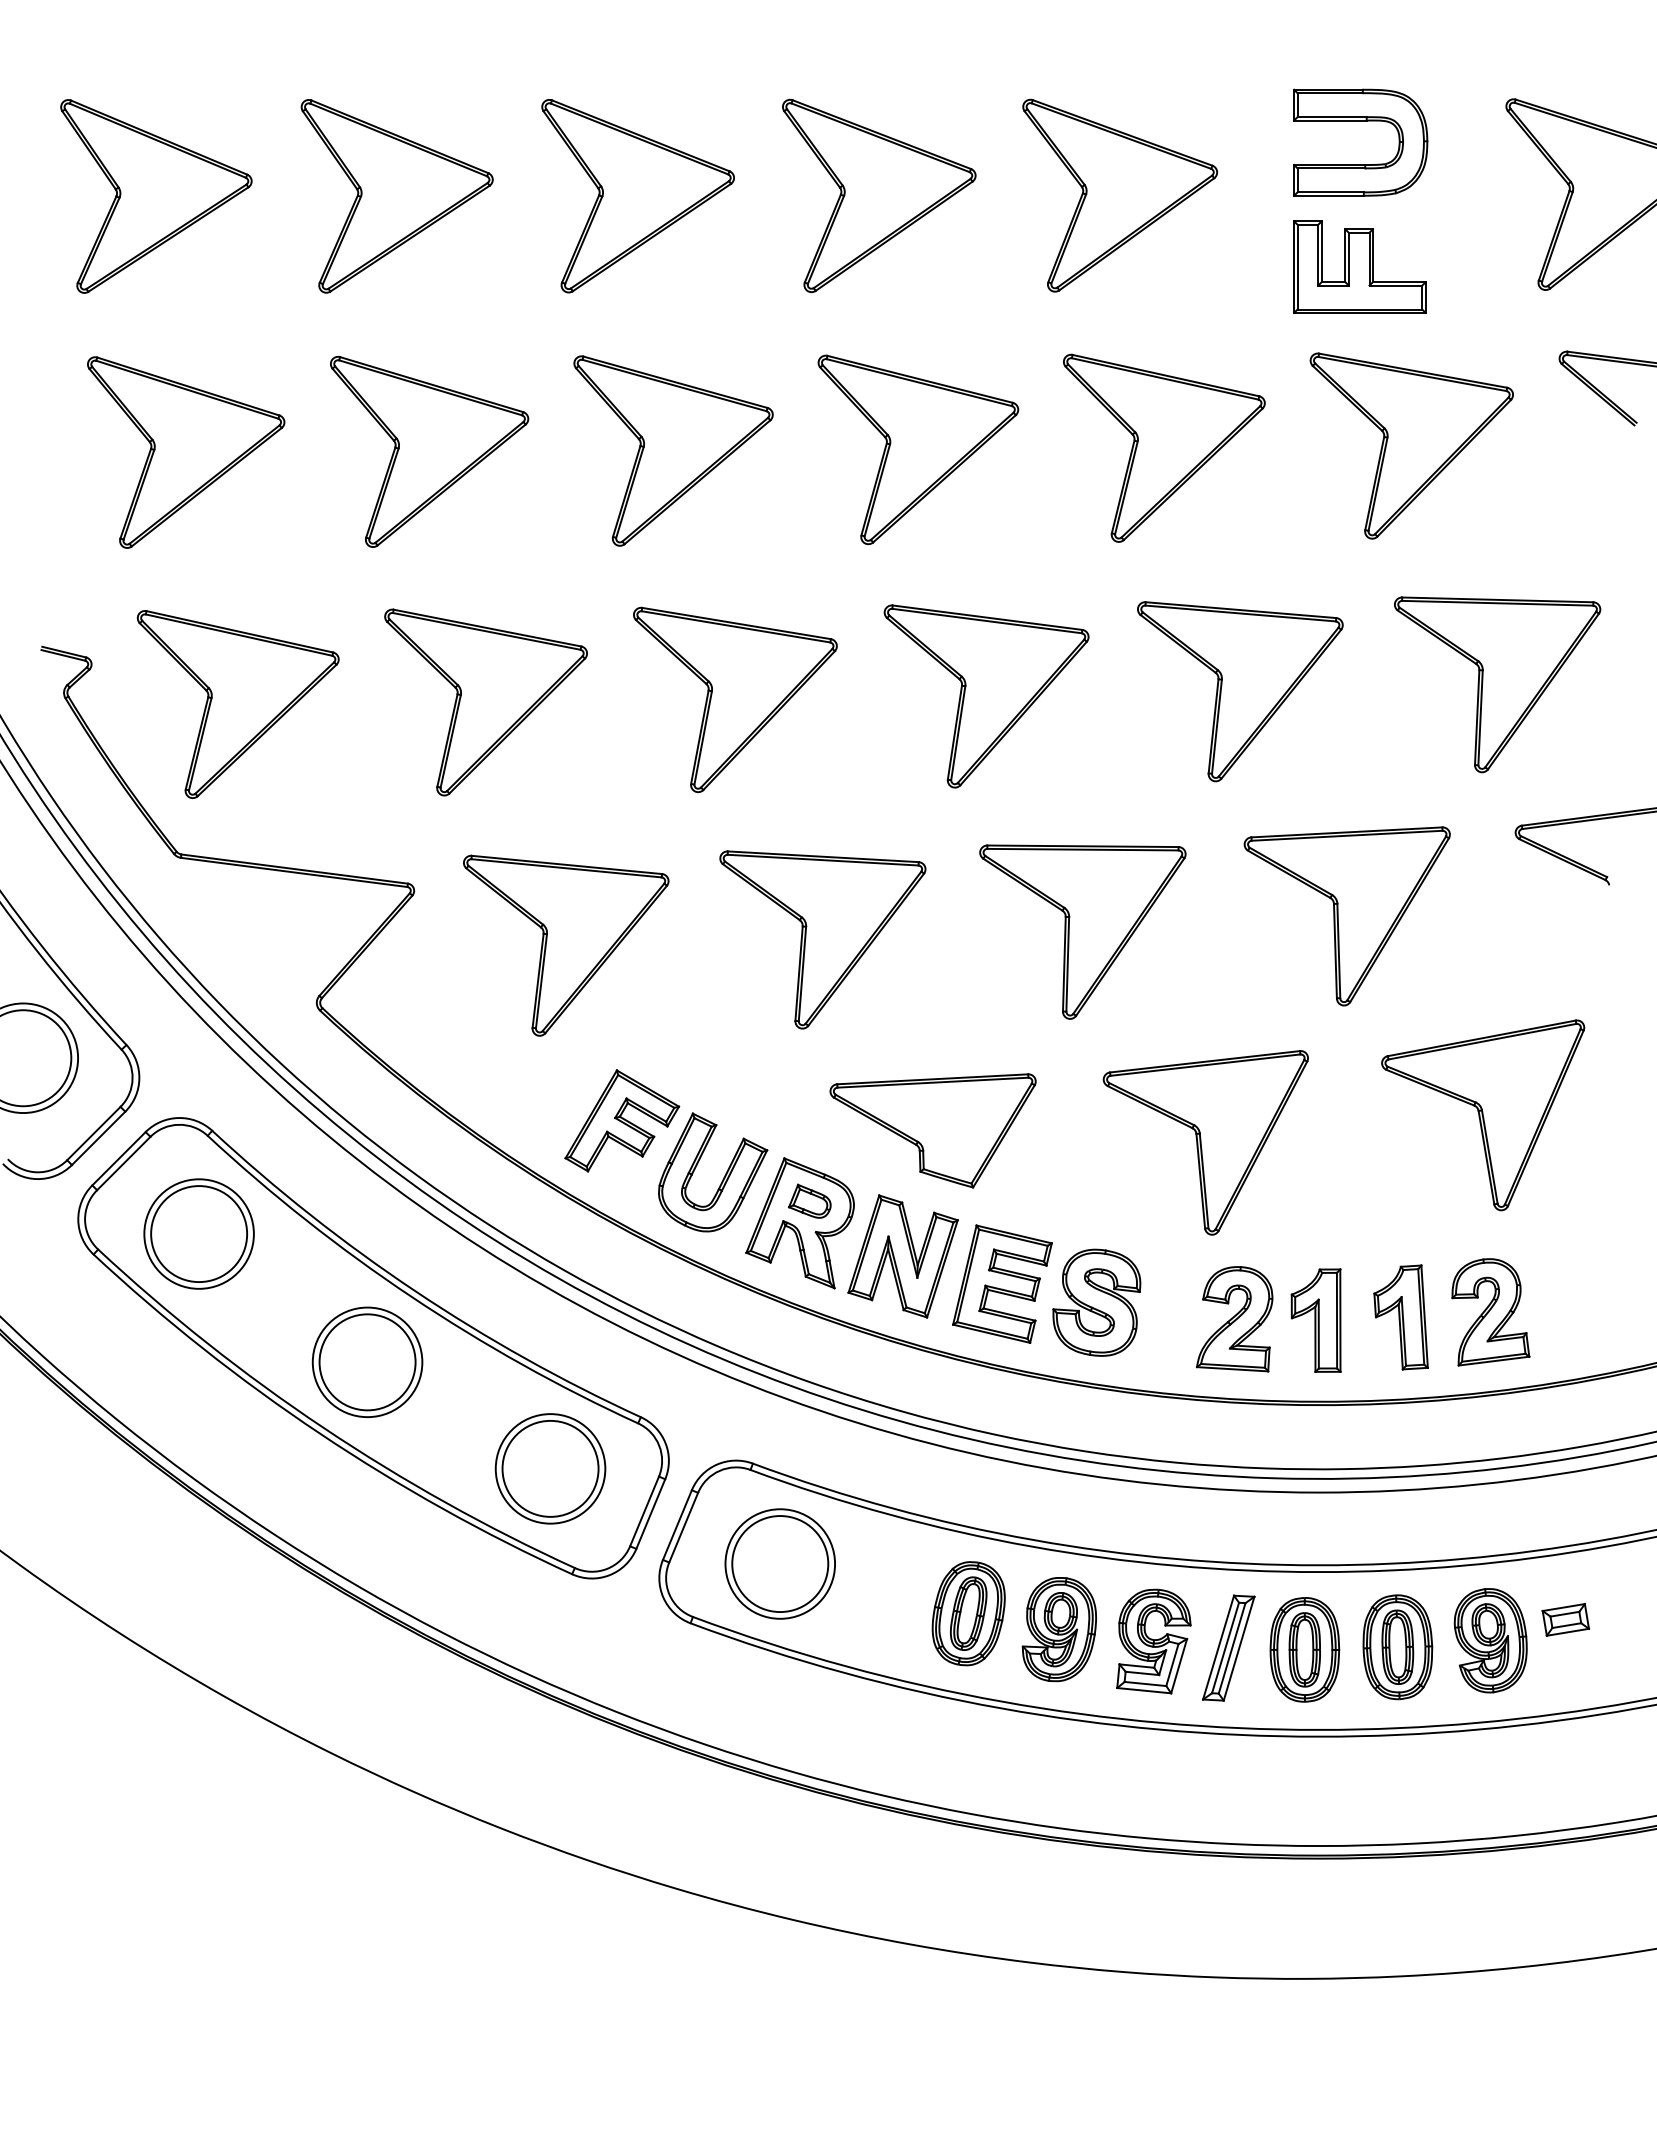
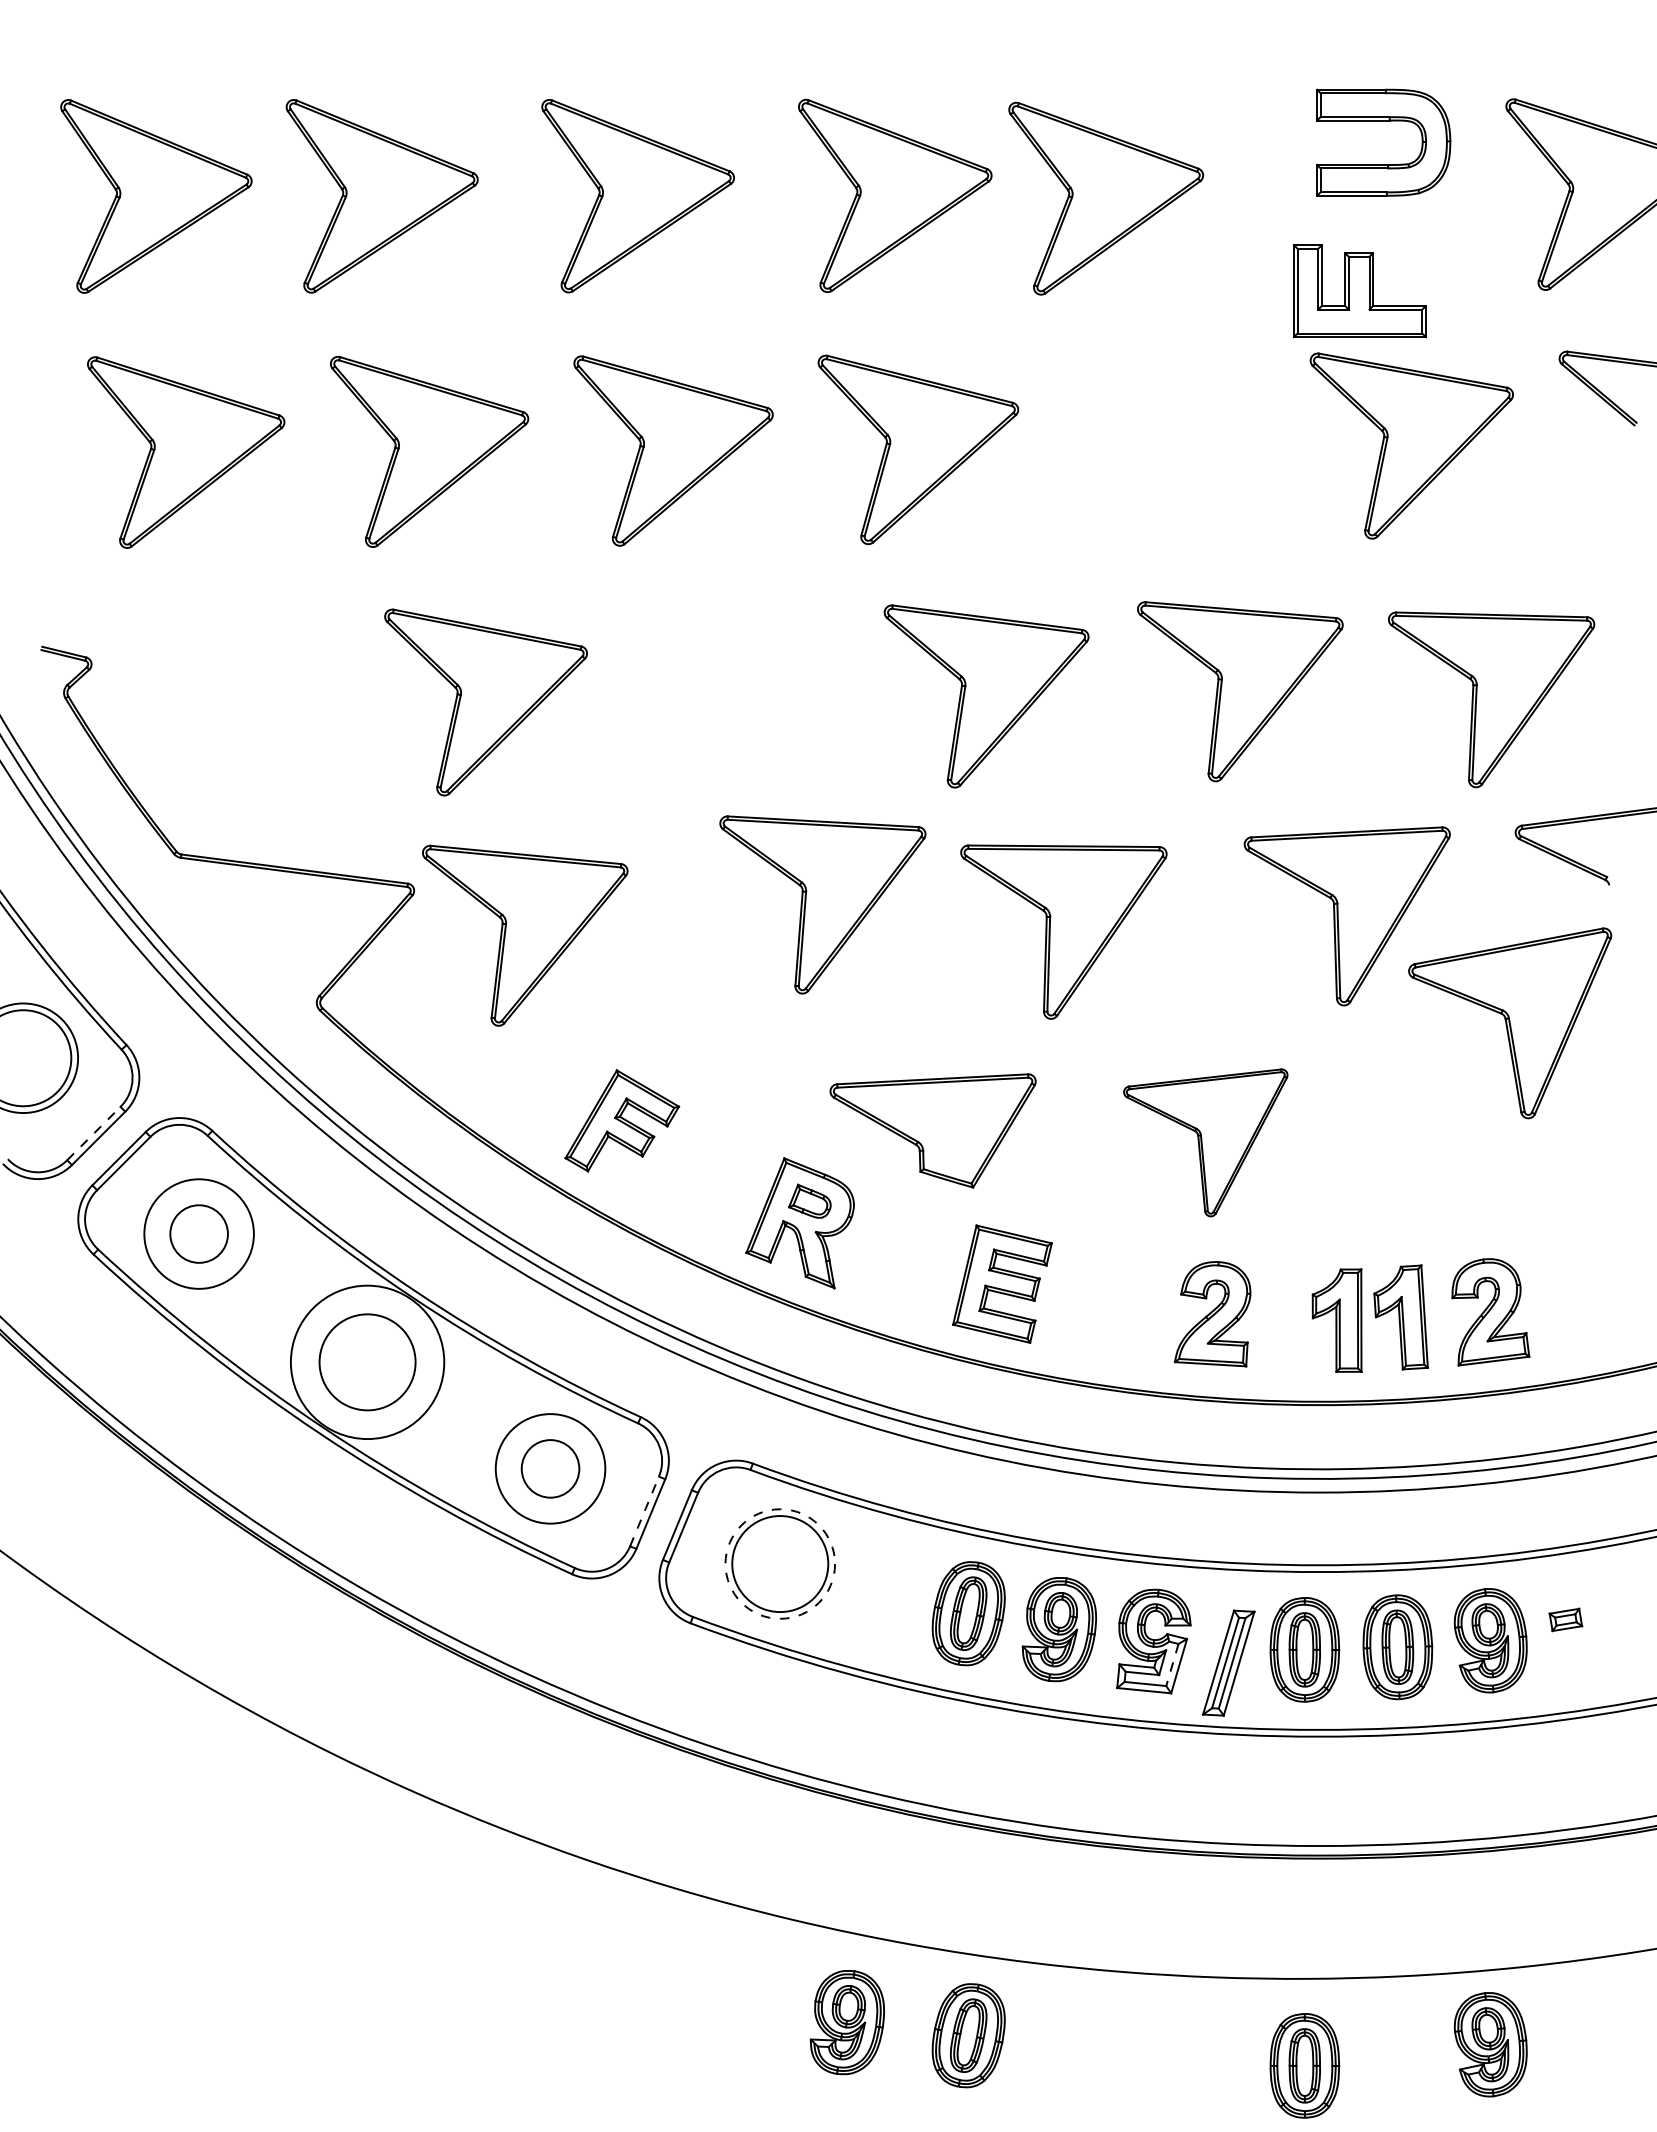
part position: (1360, 121) -> (1383, 121) (1383, 121)
part position: (879, 195) -> (895, 195) (895, 195)
part position: (1120, 195) -> (1106, 198) (1106, 198)
part position: (396, 196) -> (381, 196) (381, 196)
part position: (1359, 266) -> (1359, 290) (1359, 290)
part: present -> none (1164, 447)
part position: (1497, 684) -> (1491, 699) (1491, 699)
part: present -> none (735, 699)
part: present -> none (237, 704)
part position: (1082, 931) -> (1063, 931) (1063, 931)
part position: (822, 939) -> (822, 904) (822, 904)
part position: (566, 945) -> (525, 935) (525, 935)
part position: (1483, 1115) -> (1510, 1023) (1510, 1023)
line: solid -> dashed (93, 1133)
part size: 207x186 px -> 166x150 px (1205, 1142)
part: present -> none (723, 1177)
circle diameter: 96 px -> 58 px (198, 1233)
part: present -> none (902, 1256)
part: present -> none (1096, 1302)
part position: (1234, 1319) -> (1212, 1314) (1212, 1314)
part position: (1315, 1320) -> (1336, 1320) (1336, 1320)
circle diameter: 110 px -> 153 px (367, 1362)
circle diameter: 96 px -> 58 px (550, 1468)
line: solid -> dashed (644, 1511)
circle: solid -> dashed (780, 1563)
part size: 50x34 px -> 36x26 px (1565, 1619)
part position: (1228, 1647) -> (1228, 1662) (1228, 1662)
line: solid -> dashed (1172, 1665)
part: none -> present (846, 2022)
part: none -> present (968, 2035)
part: none -> present (1490, 2044)
part: none -> present (1304, 2065)
